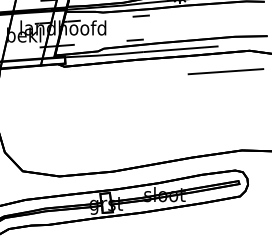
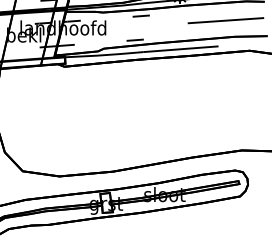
line position: (225, 71) -> (225, 20) (225, 20)
